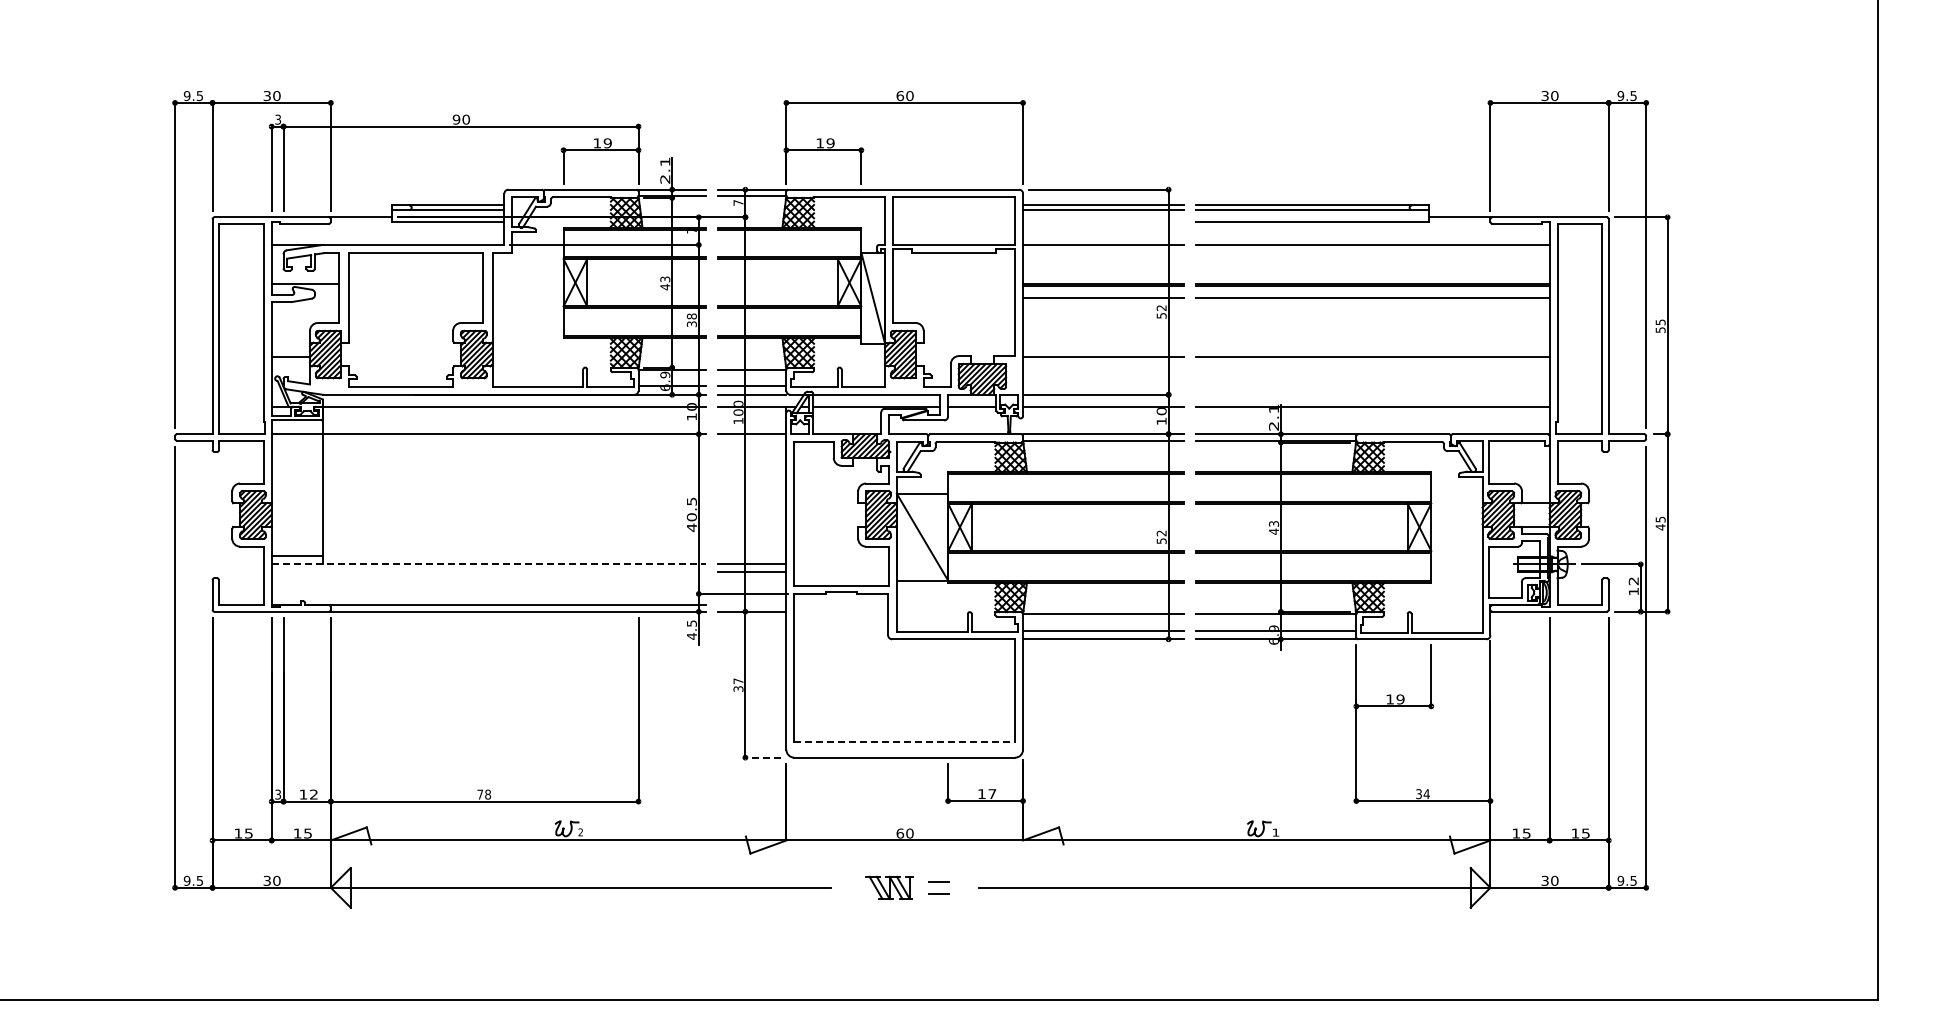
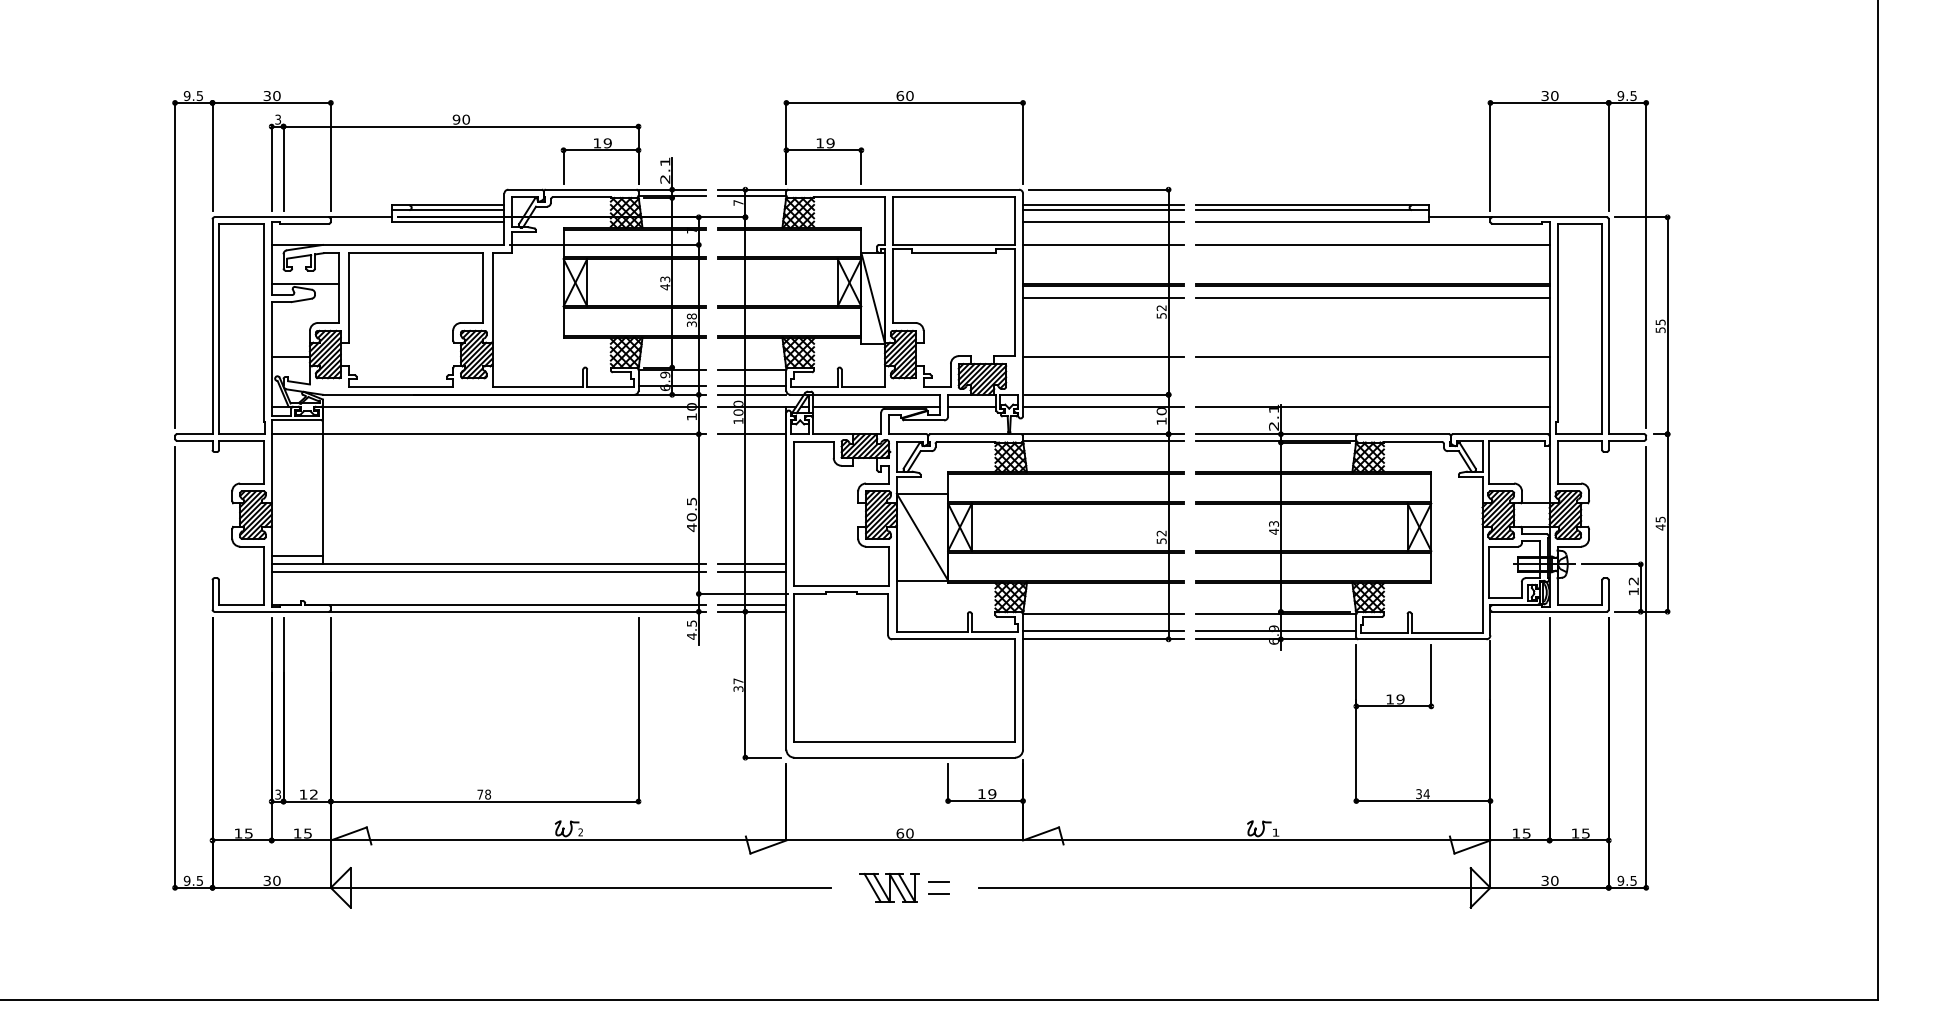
line: none -> present (1103, 221)
line: dashed -> solid (489, 563)
line: none -> present (488, 571)
line: none -> present (751, 604)
line: dashed -> solid (904, 741)
line: dashed -> solid (762, 757)
text: 17 -> 19 (992, 794)
part size: 49x25 px -> 61x30 px (889, 887)
